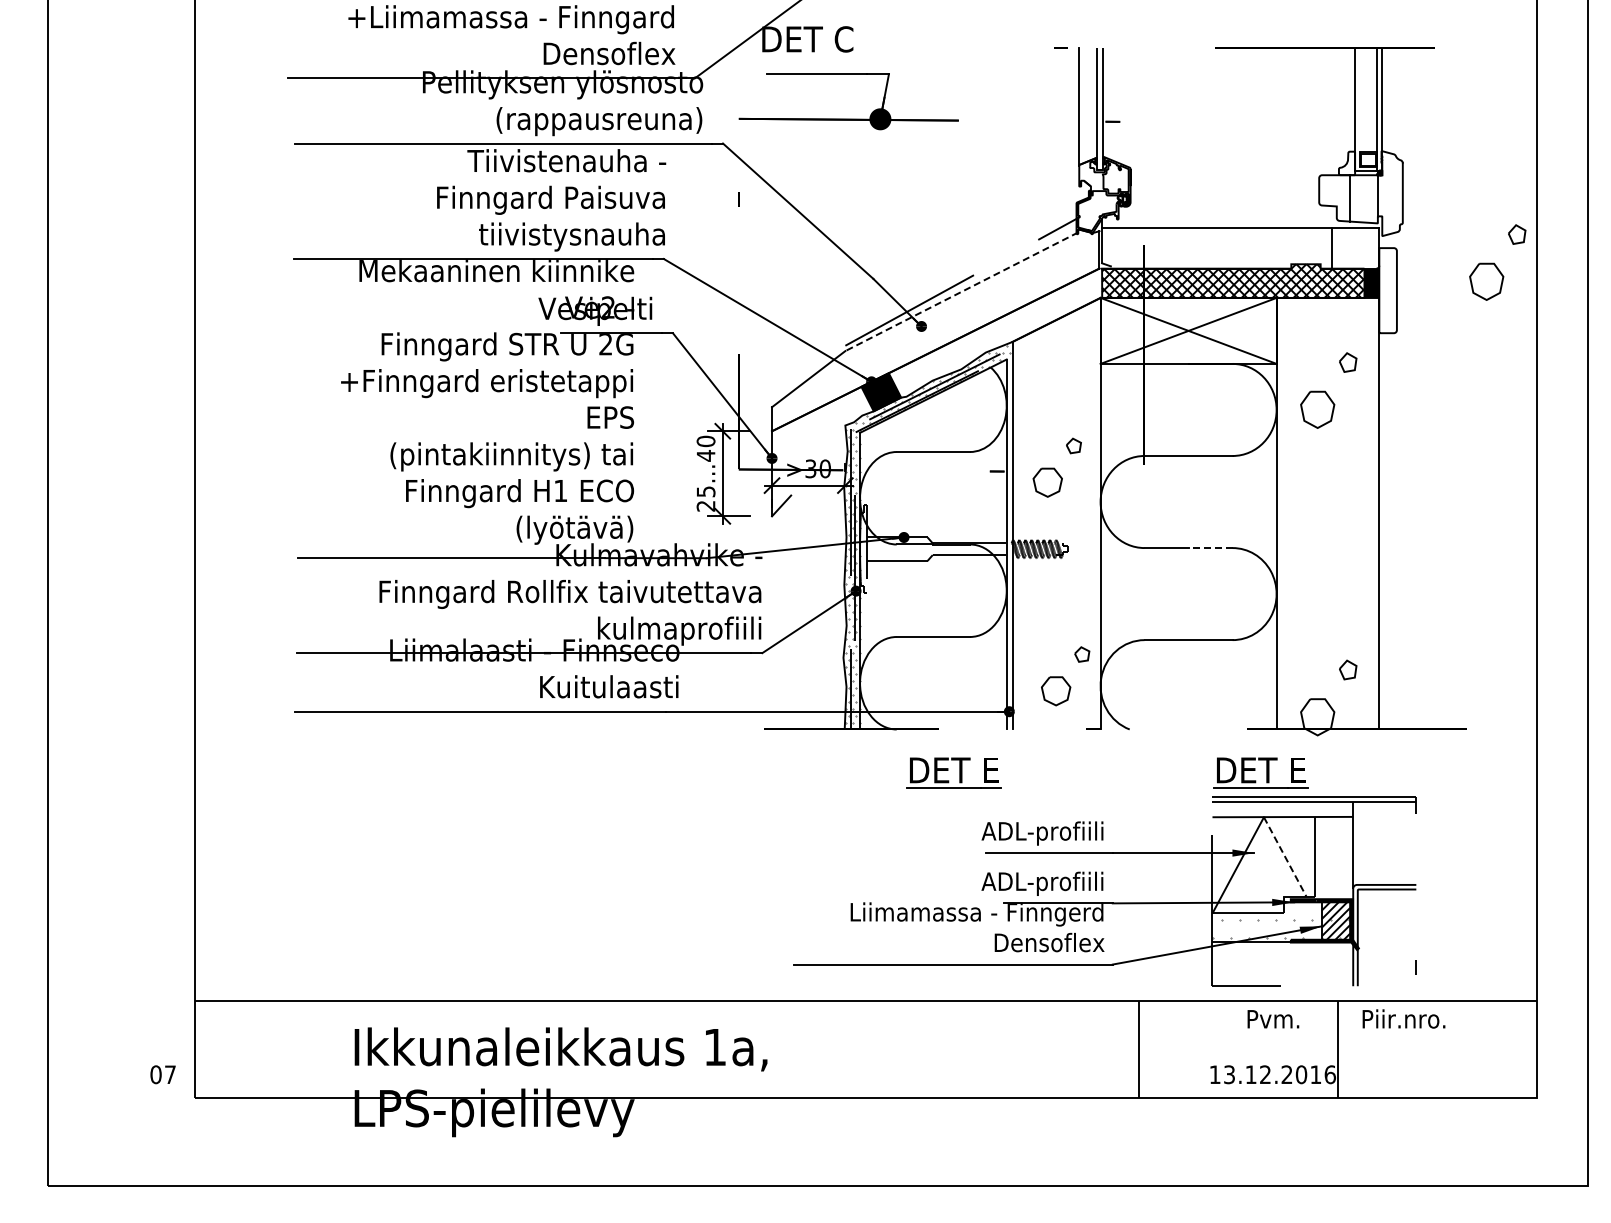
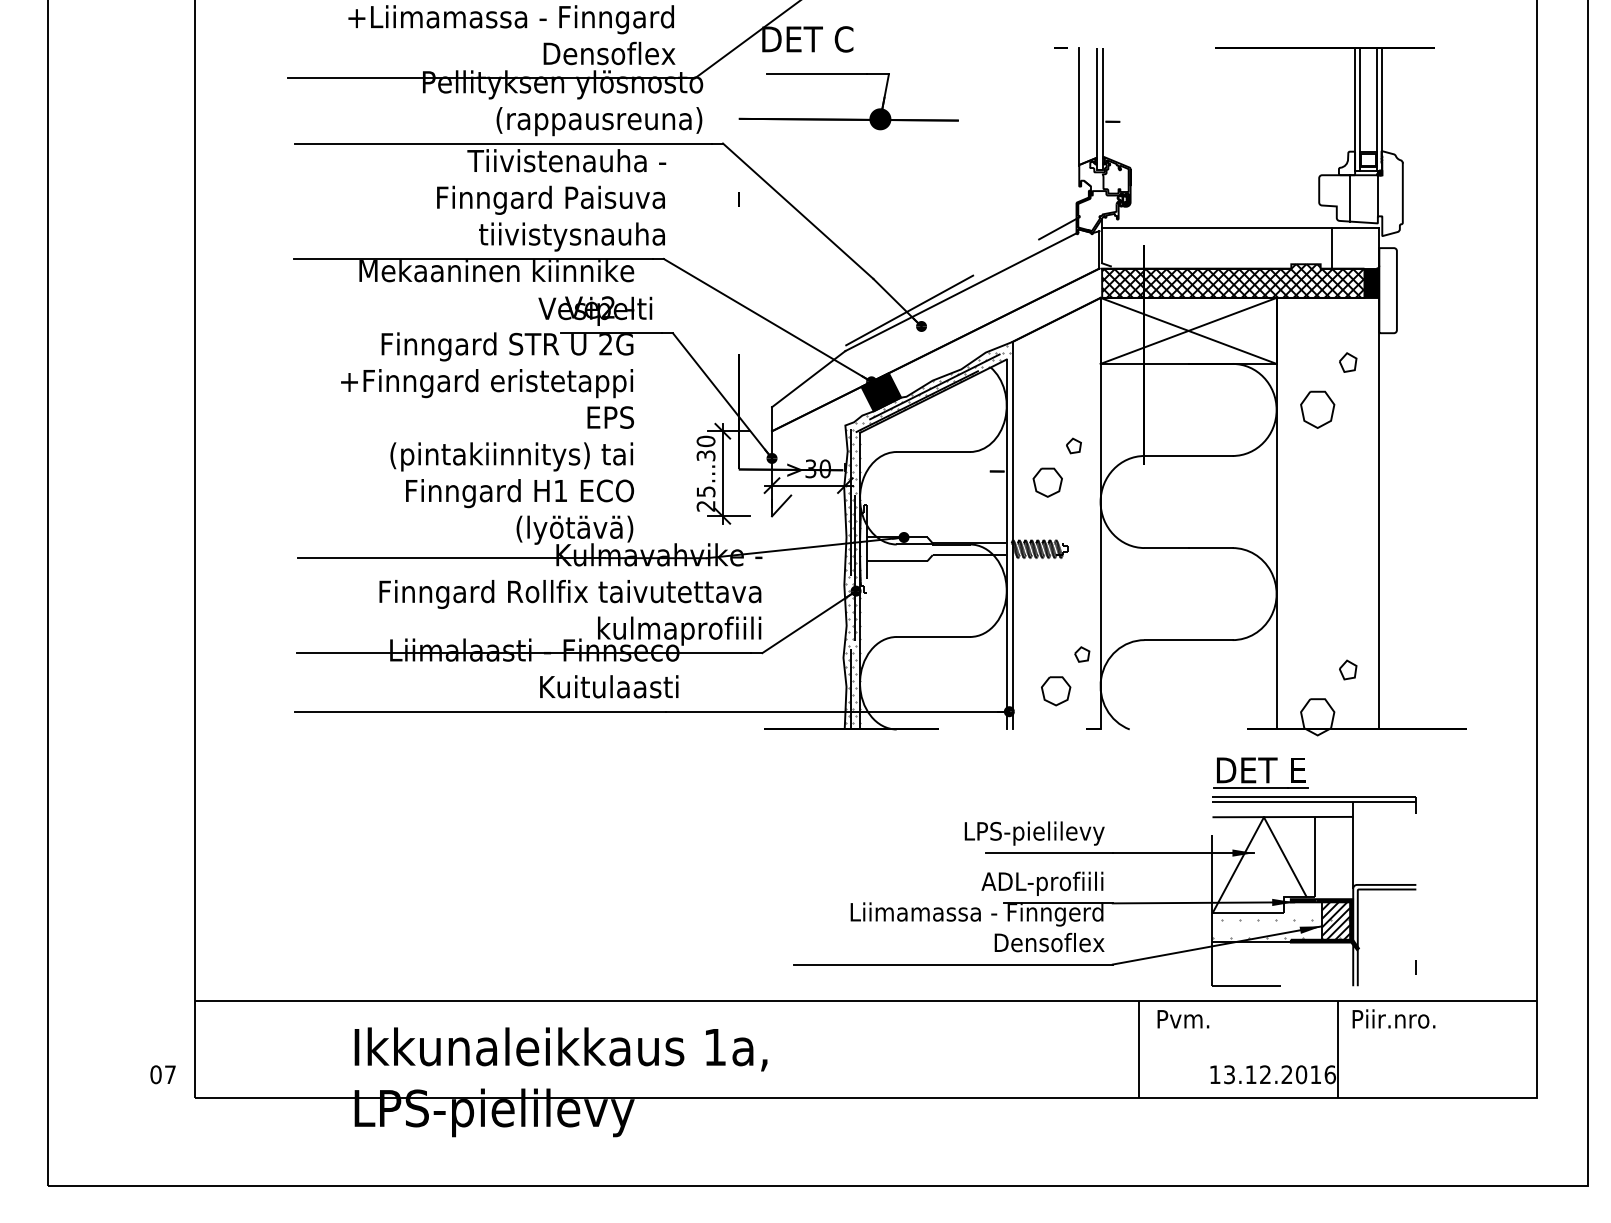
line: none -> present (1359, 109)
part: present -> none (1497, 262)
line: dashed -> solid (961, 291)
text: 25...40 -> 25...30 (705, 455)
line: dashed -> solid (1210, 548)
part: present -> none (953, 772)
text: ADL-profiili -> LPS-pielilevy (1034, 833)
line: dashed -> solid (1285, 856)
text position: (1403, 1018) -> (1393, 1018) (1393, 1018)
text position: (1273, 1019) -> (1183, 1019) (1183, 1019)
